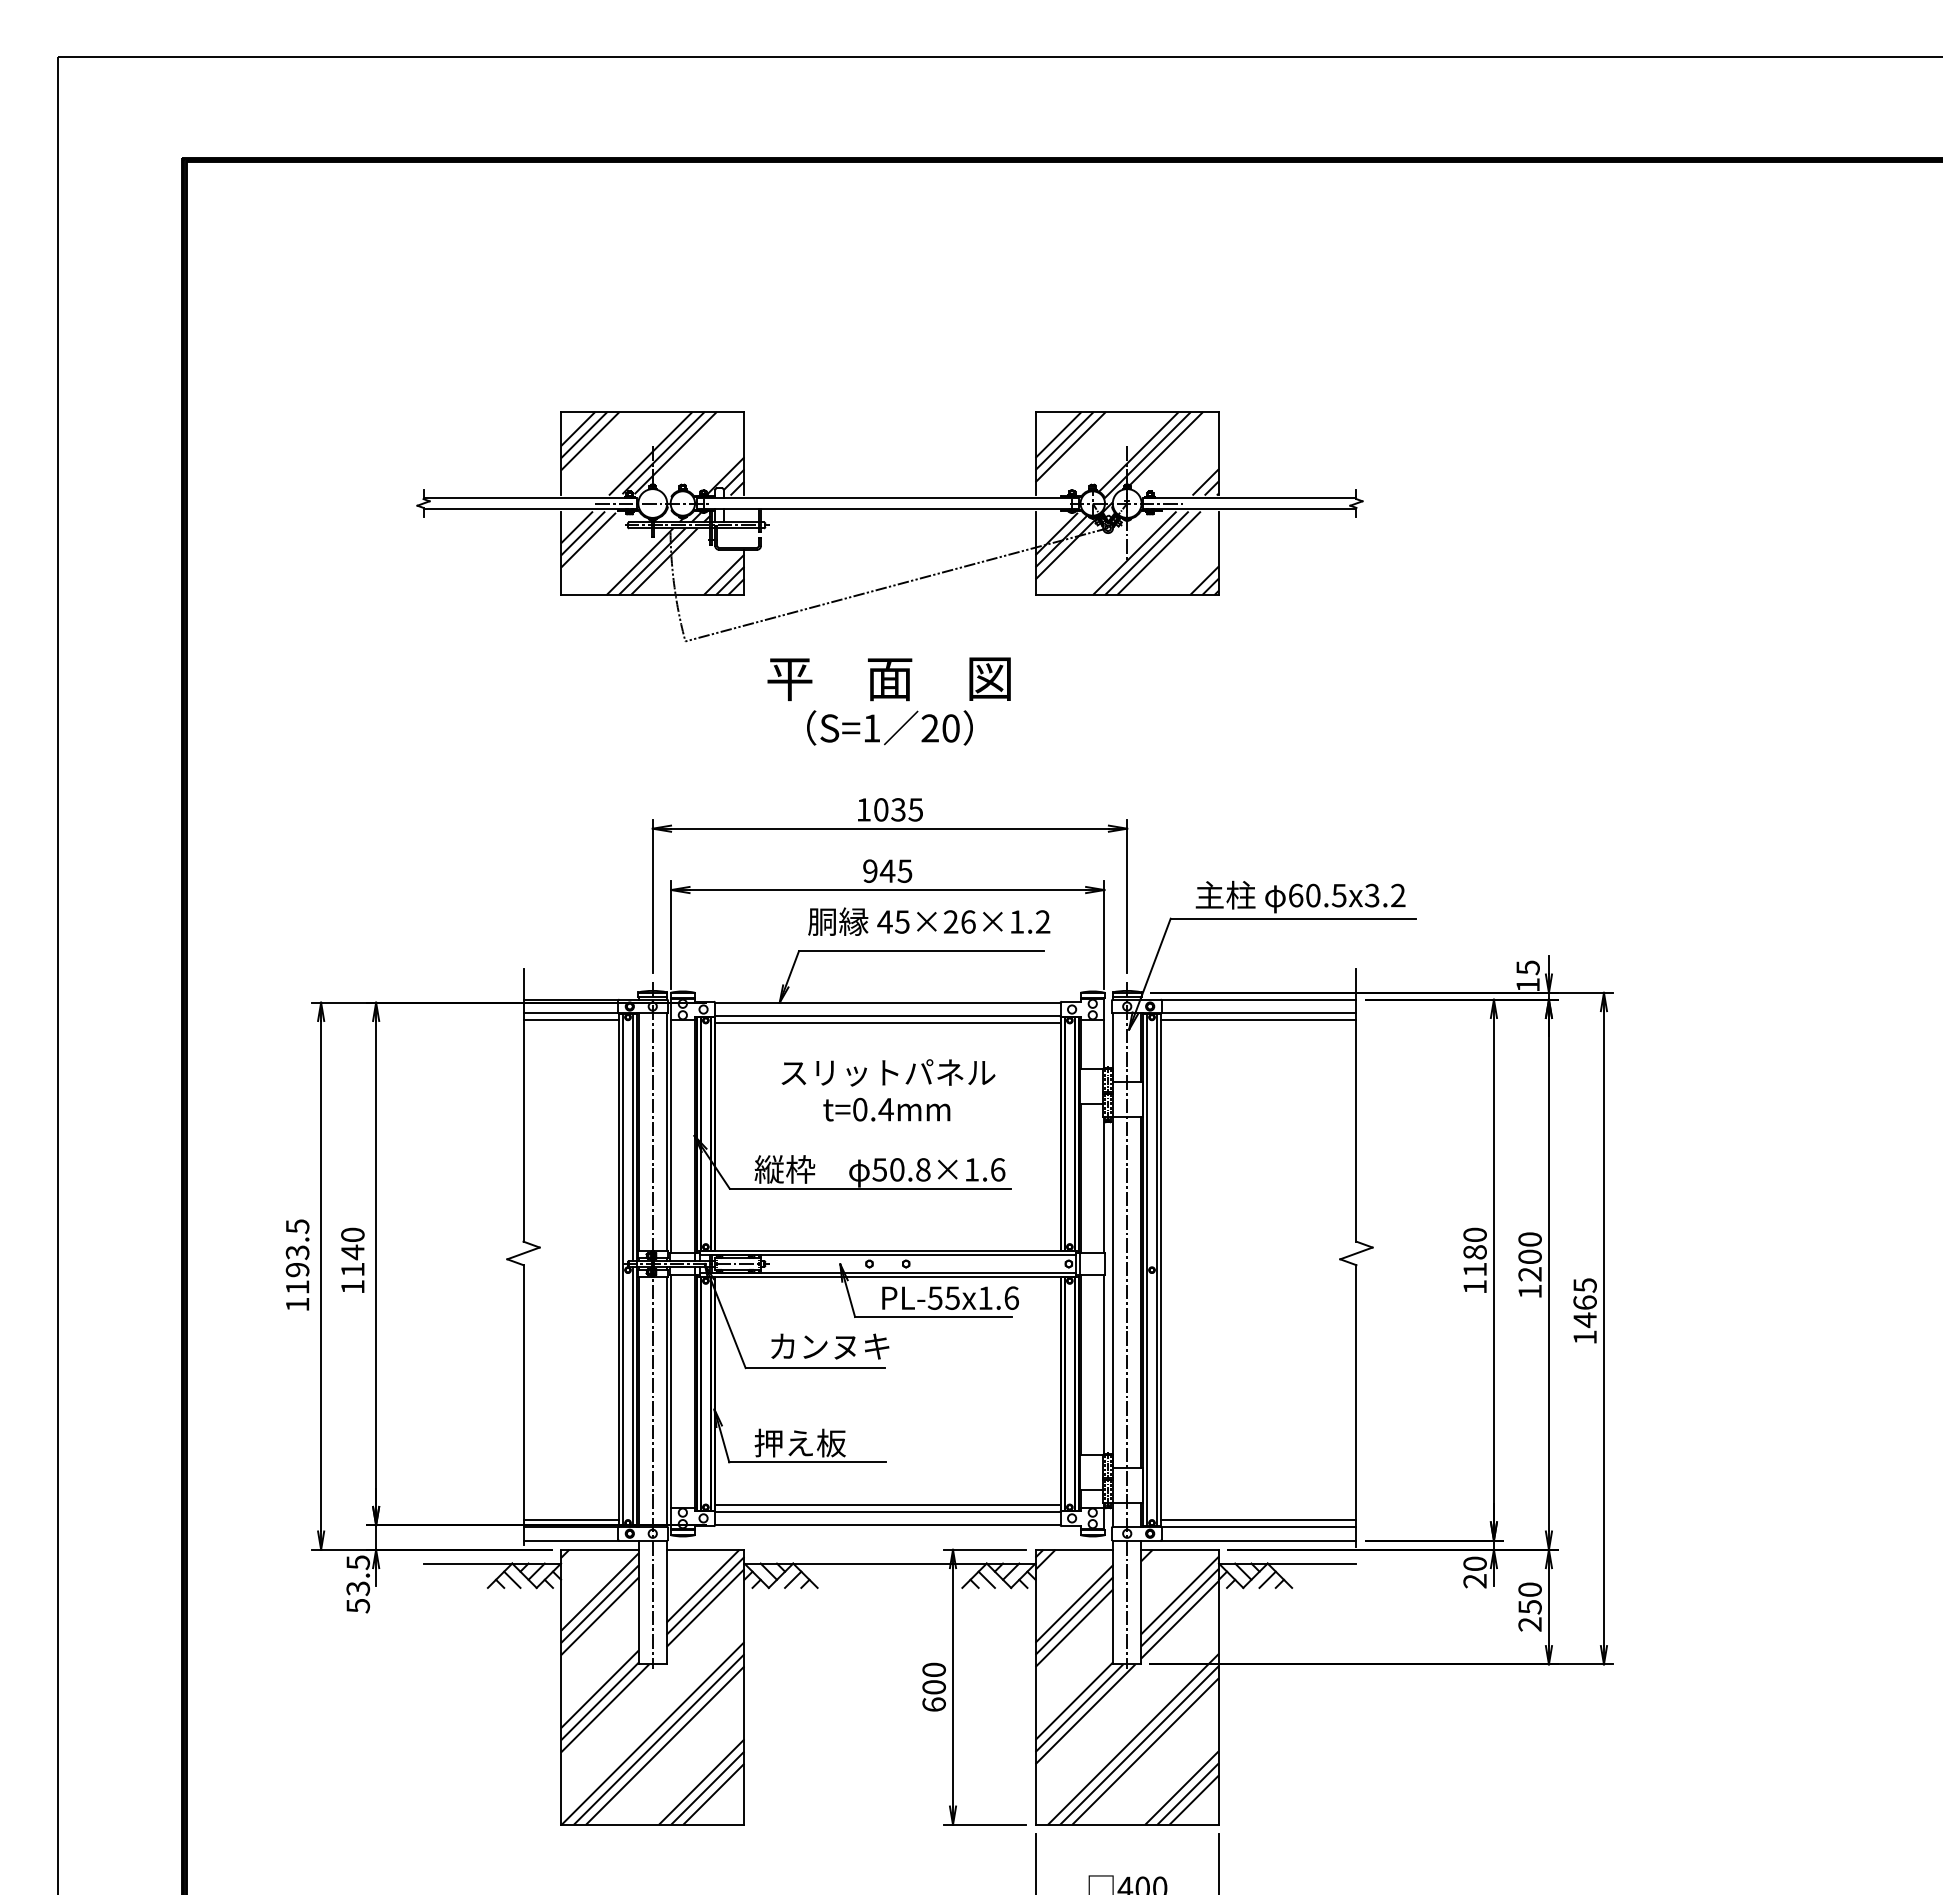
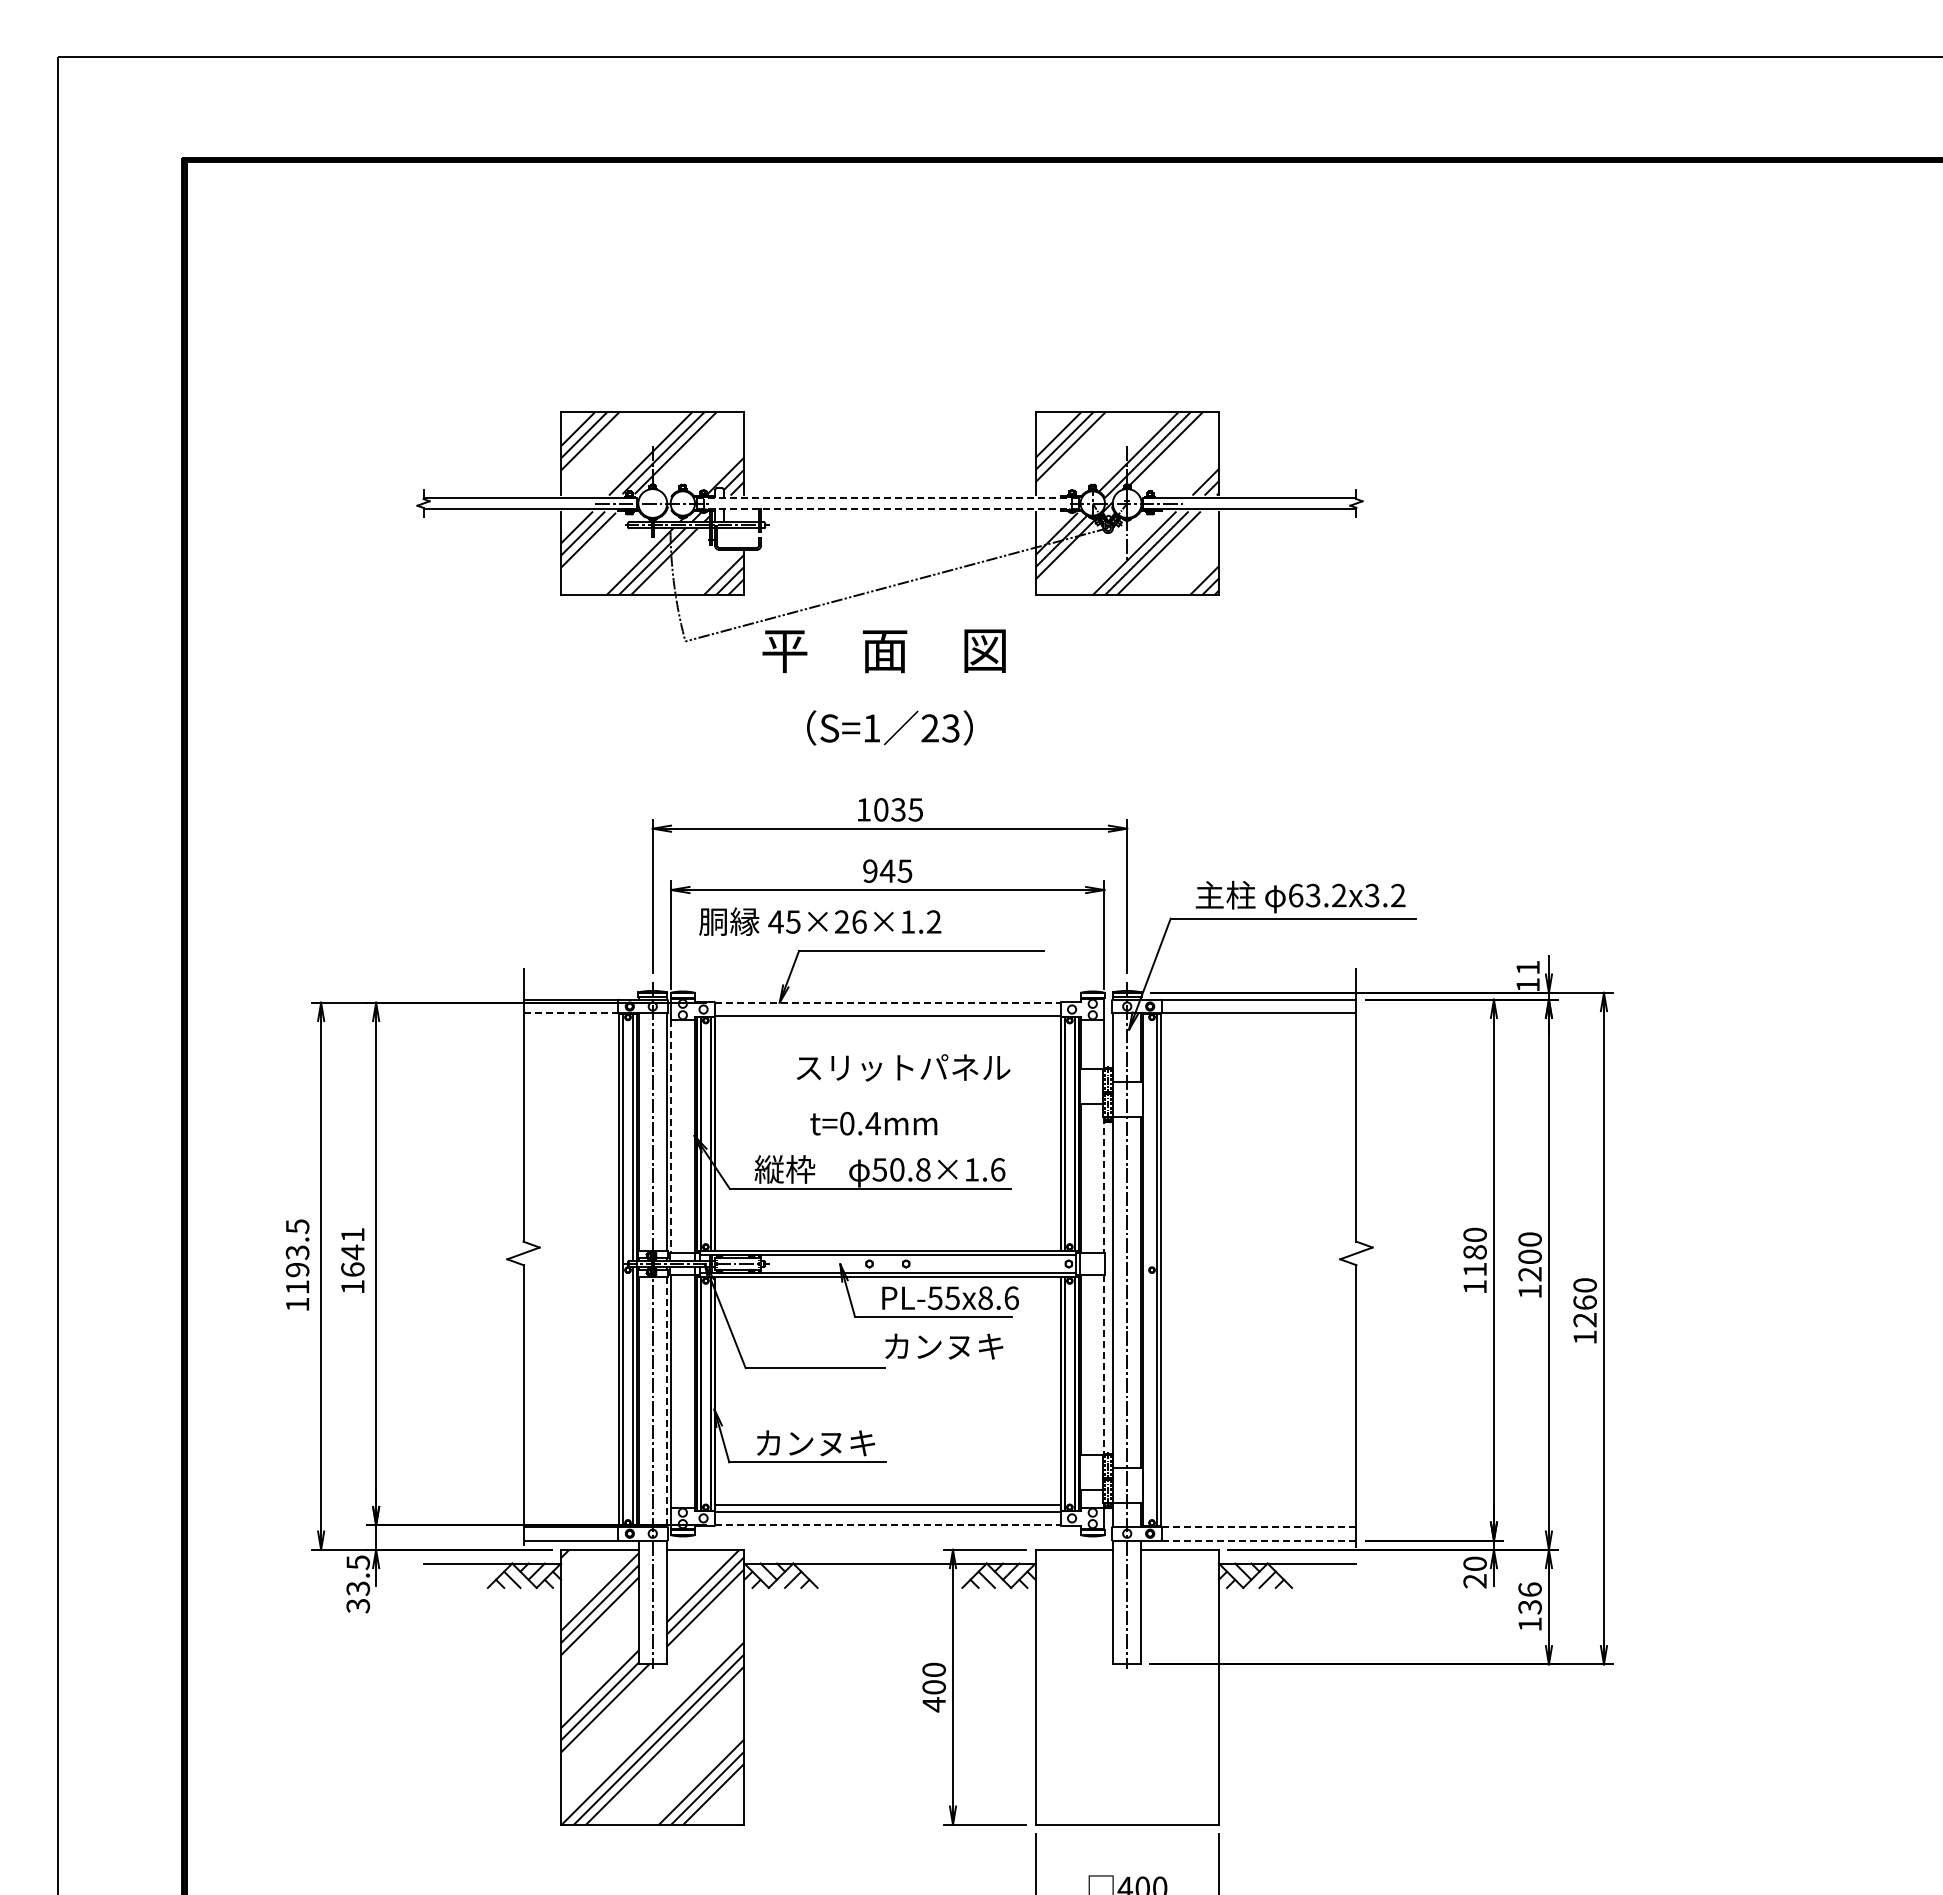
line: solid -> dashed (887, 497)
line: solid -> dashed (887, 509)
text position: (888, 679) -> (883, 651) (883, 651)
text: 20 -> 23 (950, 728)
text: 60.5x3.2 -> 63.2x3.2 (1325, 895)
text position: (929, 921) -> (820, 921) (820, 921)
text: 15 -> 11 (1527, 967)
line: solid -> dashed (887, 1002)
line: solid -> dashed (571, 1013)
line: present -> none (571, 1020)
line: present -> none (1258, 1020)
line: present -> none (887, 1023)
text position: (888, 1072) -> (903, 1067) (903, 1067)
text position: (886, 1109) -> (873, 1123) (873, 1123)
line: solid -> dashed (671, 1136)
line: solid -> dashed (1104, 1184)
text: 1140 -> 1641 (352, 1251)
line: present -> none (1146, 1269)
text: PL-55x1.6 -> PL-55x8.6 (985, 1297)
text: 1465 -> 1260 (1584, 1303)
text position: (830, 1346) -> (944, 1346) (944, 1346)
line: solid -> dashed (1104, 1365)
line: solid -> dashed (666, 1402)
text: 押え板 -> カンヌキ (814, 1442)
line: present -> none (571, 1520)
line: present -> none (1258, 1520)
line: solid -> dashed (887, 1525)
line: solid -> dashed (1258, 1526)
line: solid -> dashed (1258, 1540)
text: 53.5 -> 33.5 (357, 1606)
text: 250 -> 136 (1529, 1606)
hatch: present -> none (1126, 1686)
text: 600 -> 400 (933, 1704)
